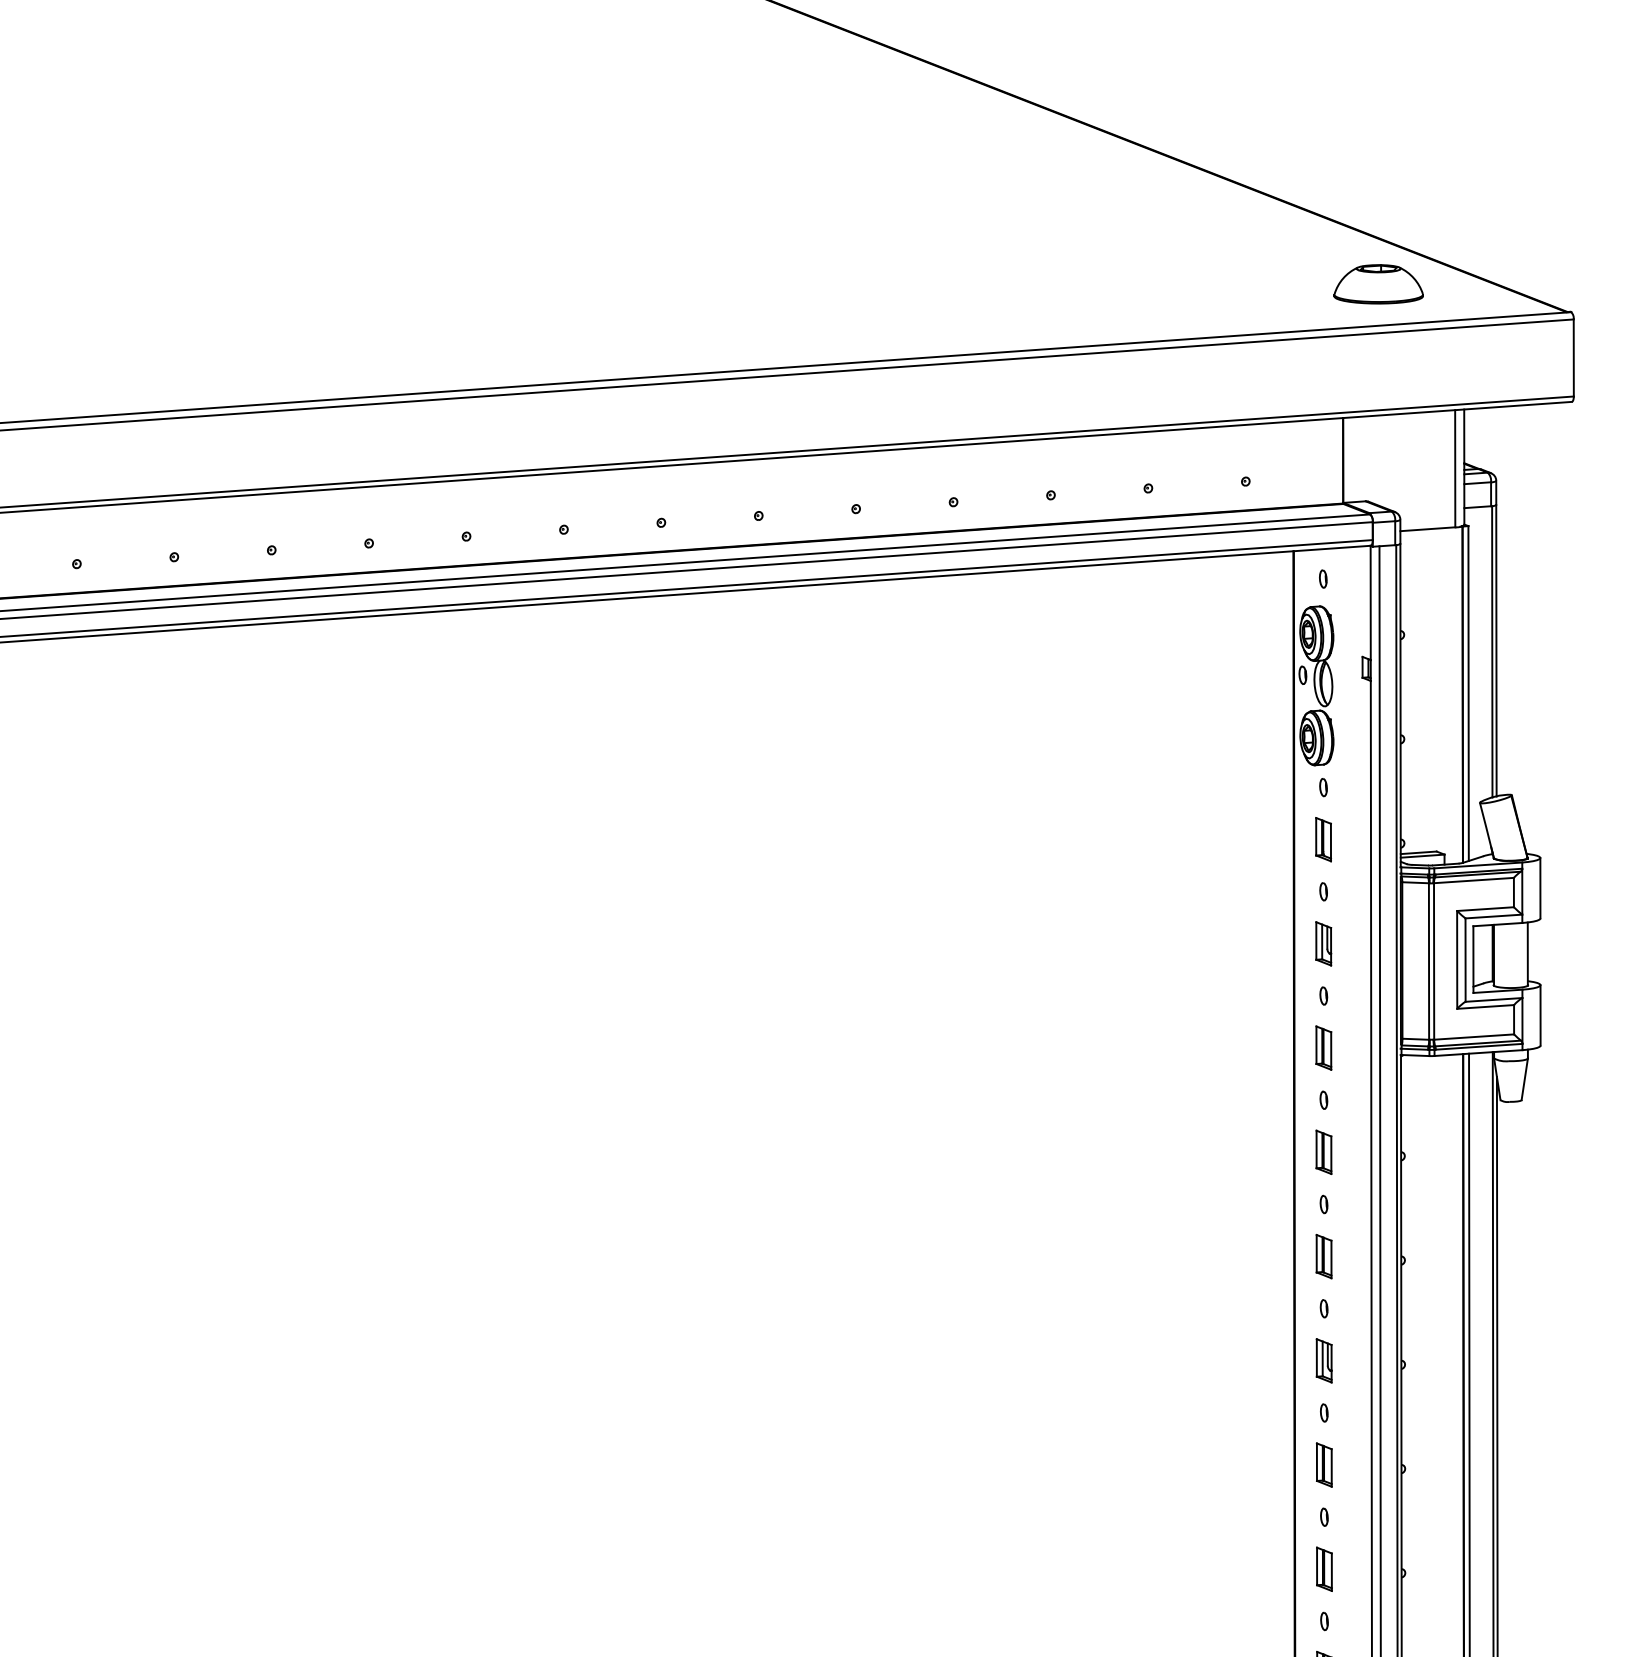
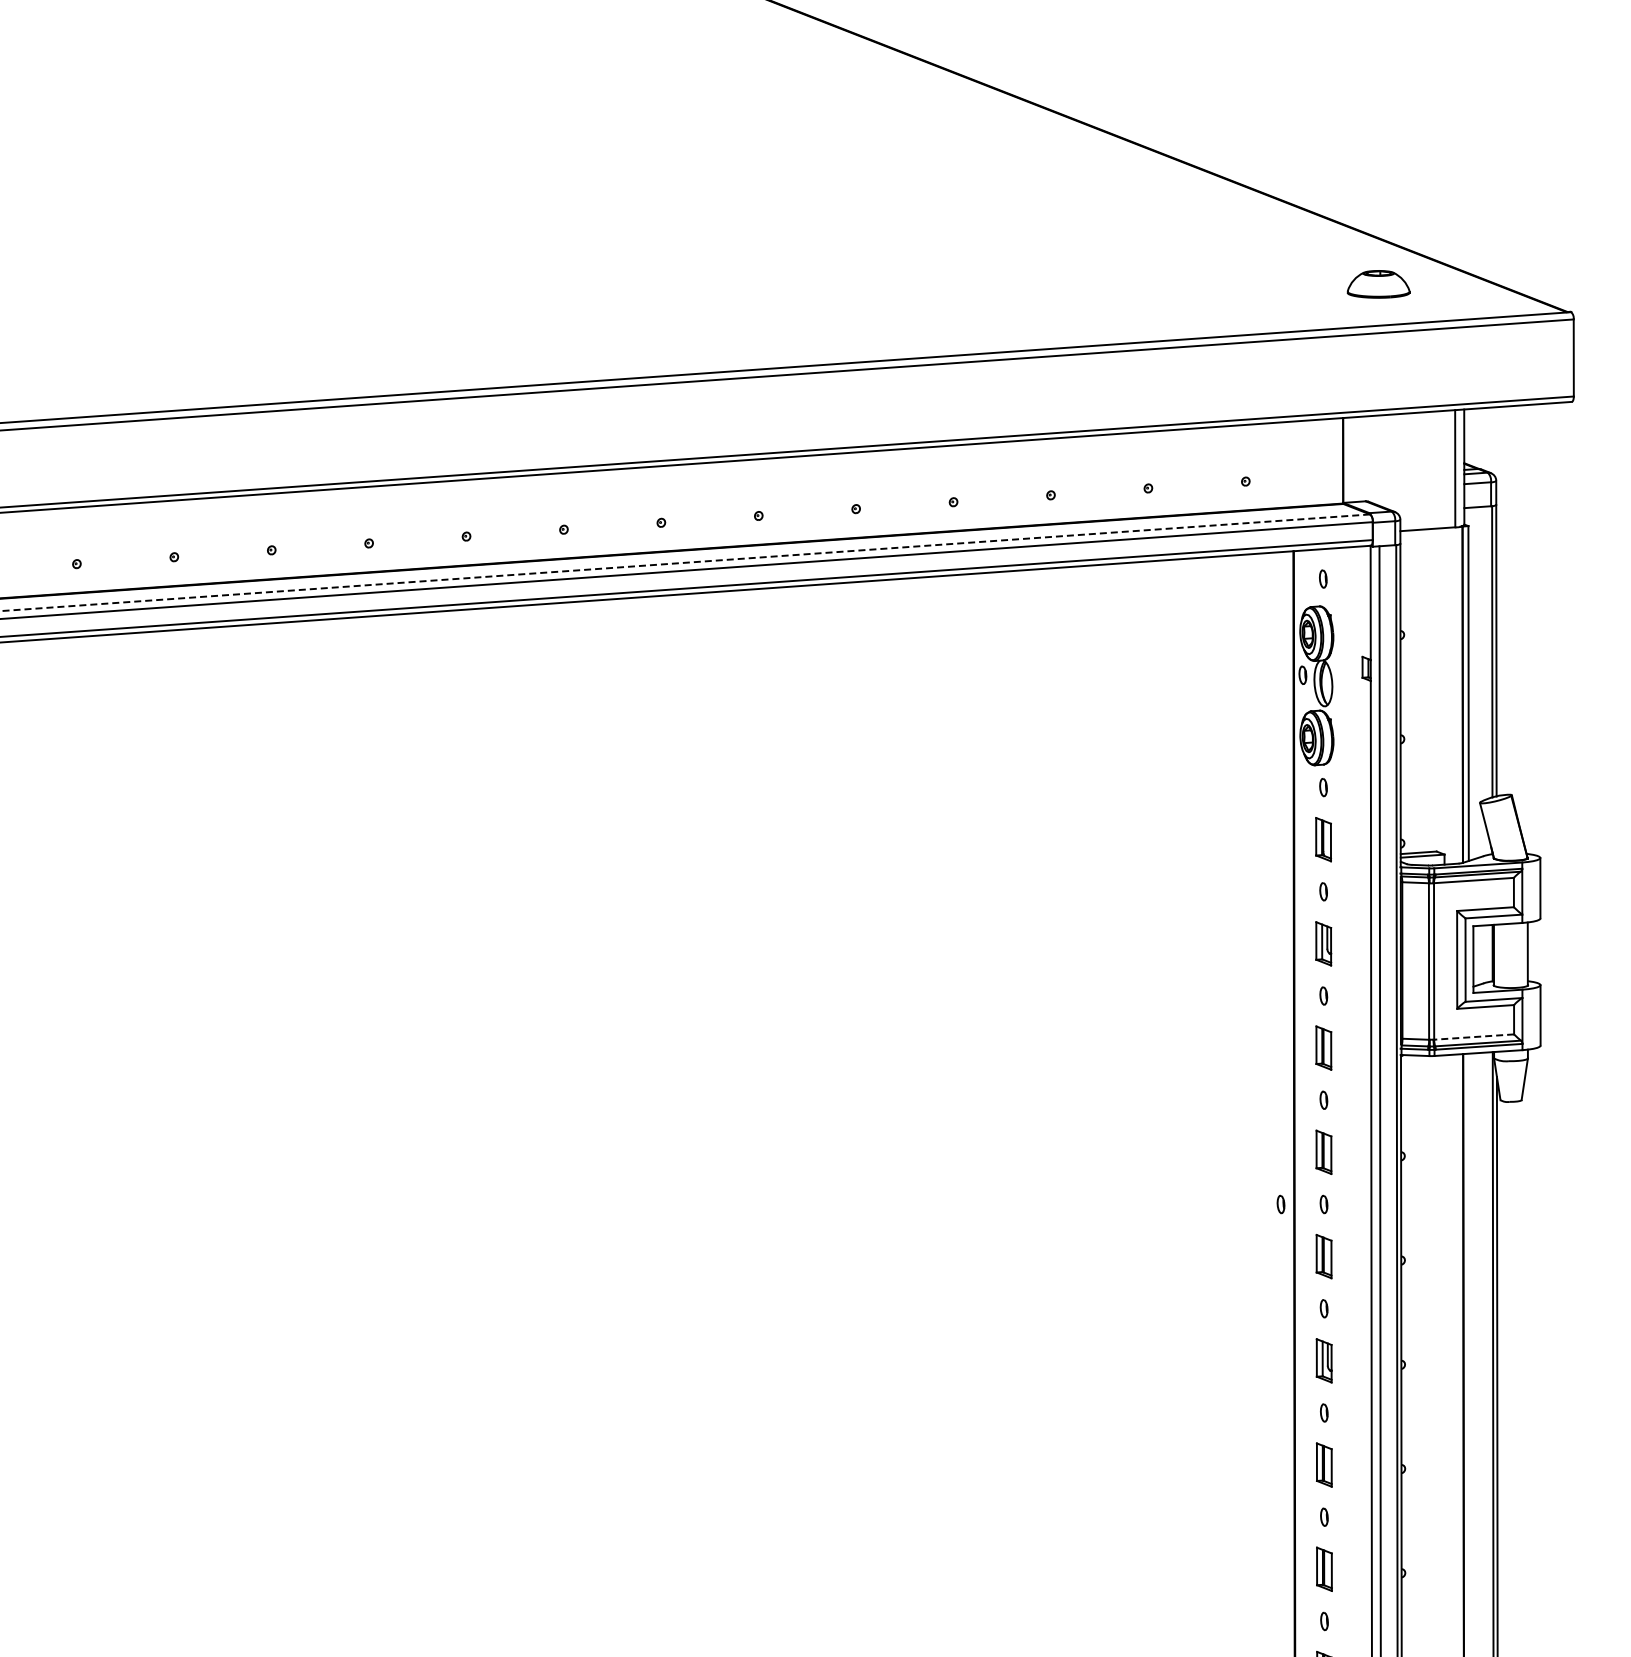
part size: 91x41 px -> 65x29 px (1378, 284)
line: solid -> dashed (684, 562)
line: solid -> dashed (1473, 1037)
part: none -> present (1280, 1204)
line: present -> none (1469, 1353)
